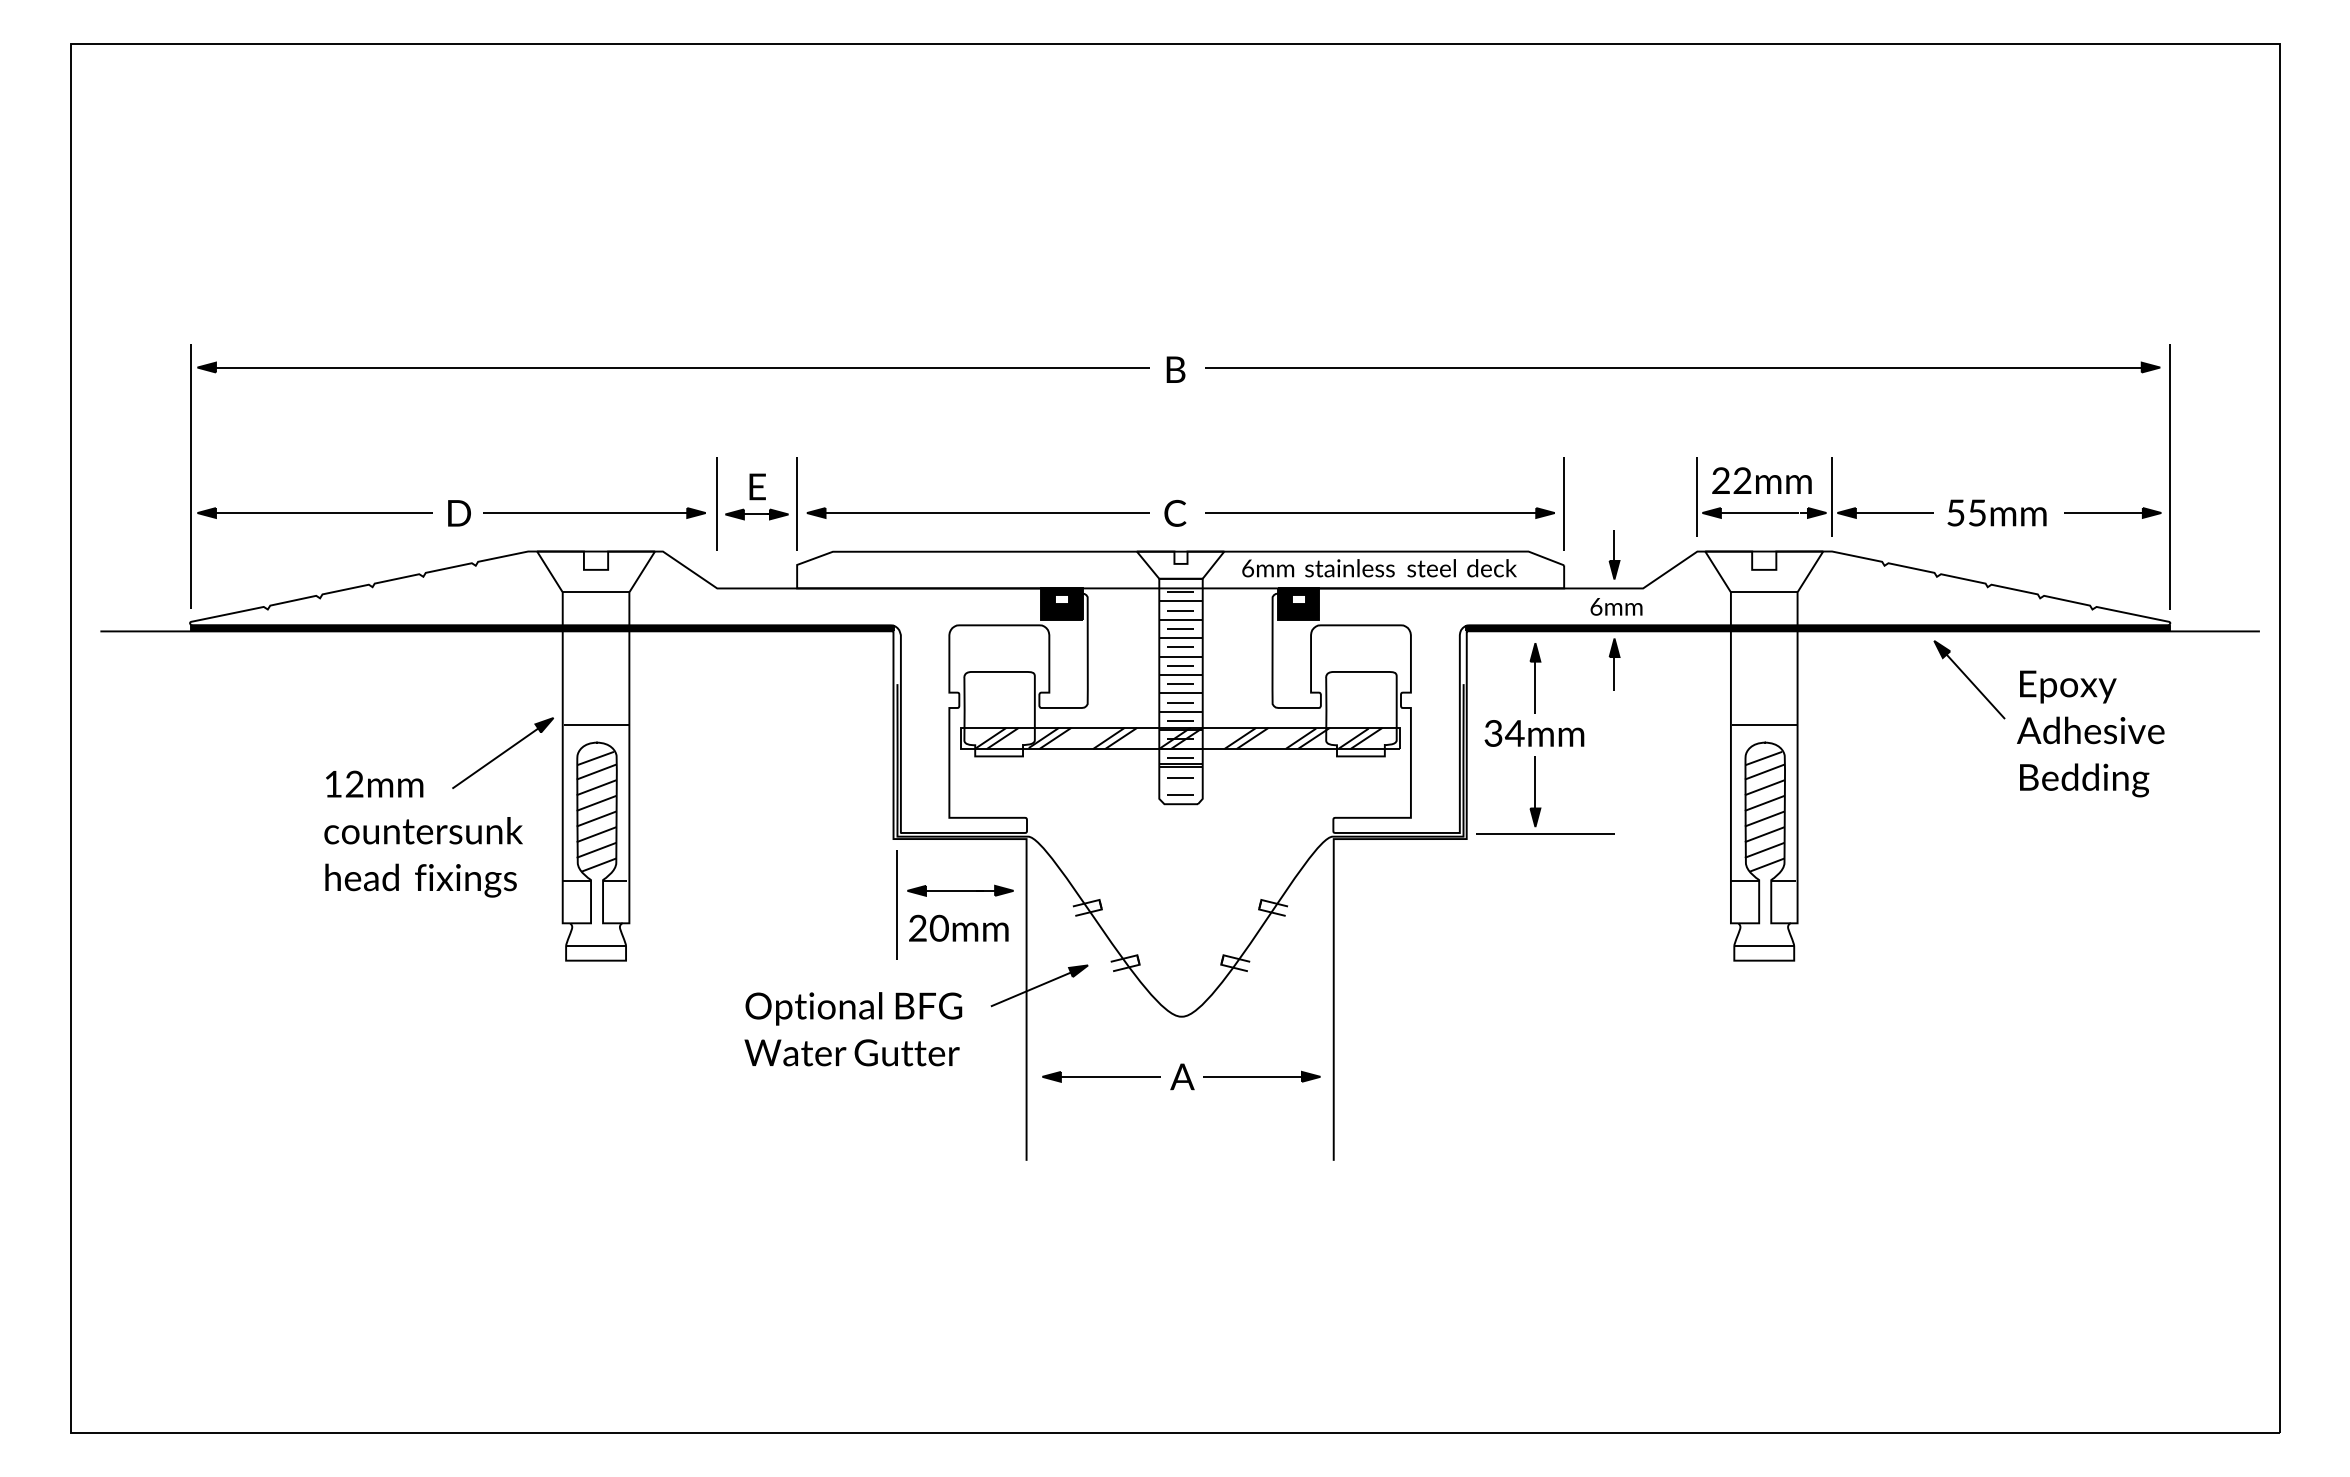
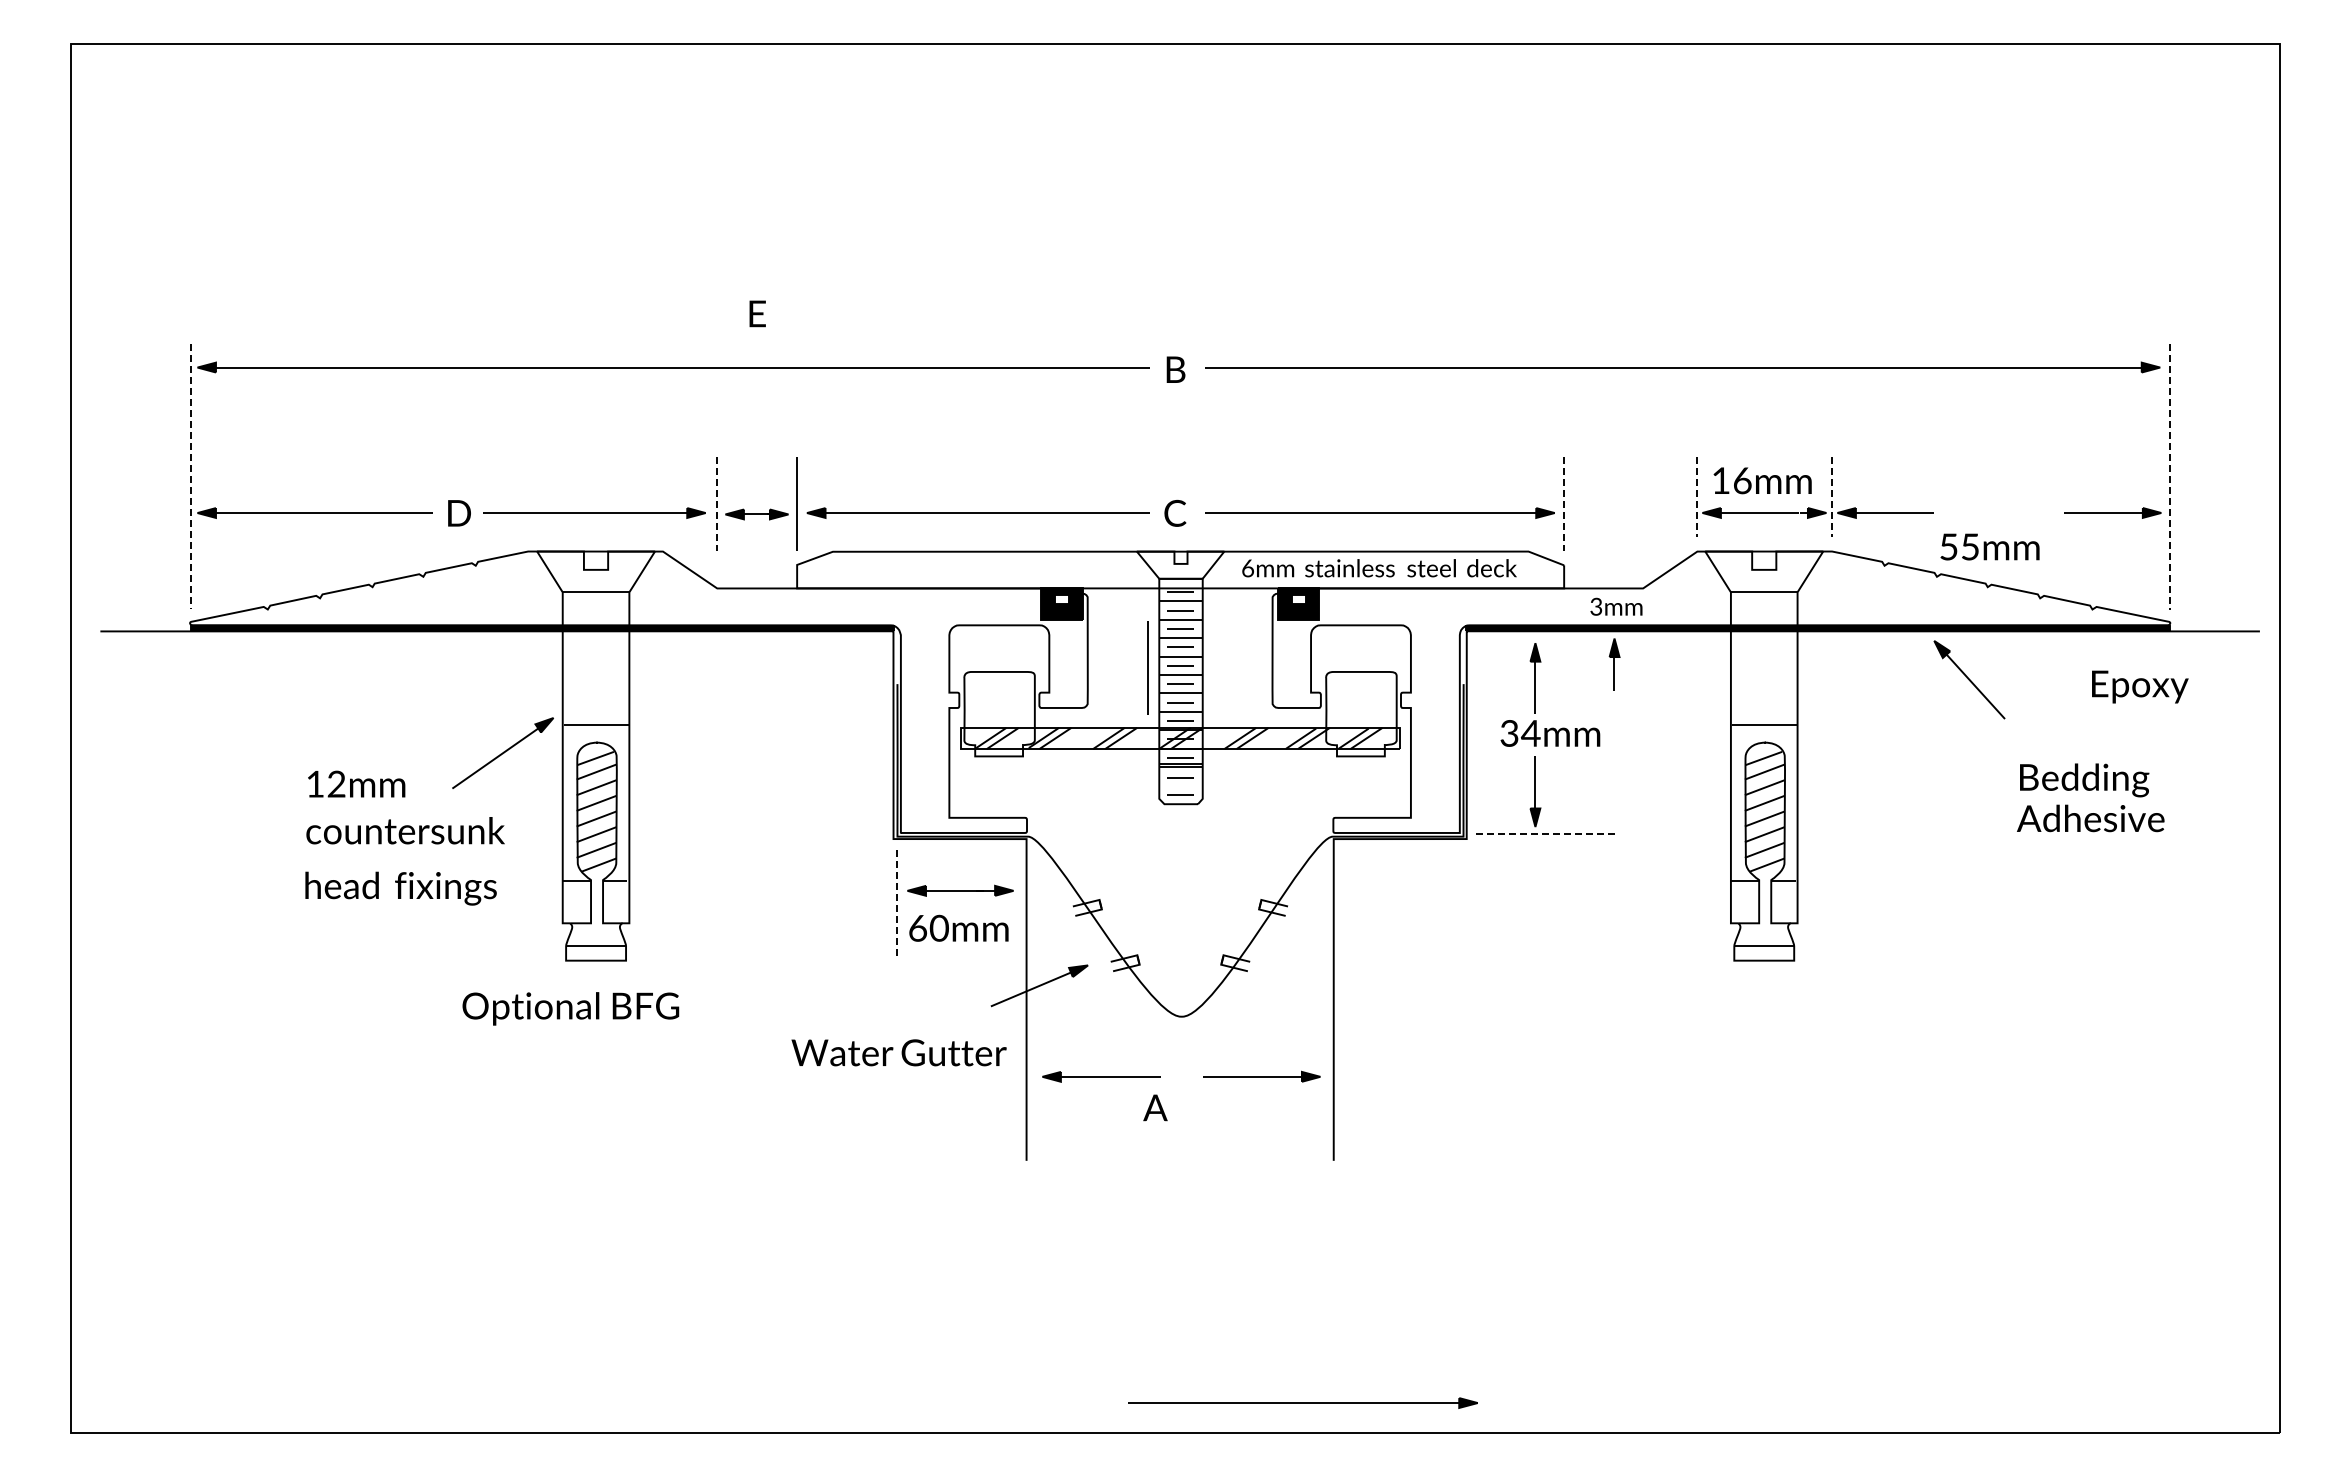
line: solid -> dashed (190, 476)
line: solid -> dashed (2170, 477)
text: 22mm -> 16mm (1731, 480)
text position: (757, 486) -> (757, 313) (757, 313)
line: solid -> dashed (1697, 496)
line: solid -> dashed (1831, 496)
line: solid -> dashed (717, 504)
line: solid -> dashed (1564, 504)
text position: (1996, 512) -> (1989, 546) (1989, 546)
part: present -> none (1614, 554)
text: 6mm -> 3mm (1596, 606)
line: none -> present (1147, 667)
text position: (2068, 686) -> (2140, 686) (2140, 686)
text position: (2090, 730) -> (2090, 818) (2090, 818)
text position: (1534, 733) -> (1550, 733) (1550, 733)
text position: (374, 783) -> (356, 783) (356, 783)
text position: (423, 830) -> (405, 830) (405, 830)
line: solid -> dashed (1545, 833)
text position: (420, 880) -> (400, 888) (400, 888)
line: solid -> dashed (897, 905)
text: 20mm -> 60mm (917, 927)
text position: (853, 1008) -> (570, 1008) (570, 1008)
text position: (851, 1052) -> (898, 1052) (898, 1052)
text position: (1182, 1076) -> (1155, 1107) (1155, 1107)
part: none -> present (1302, 1402)
